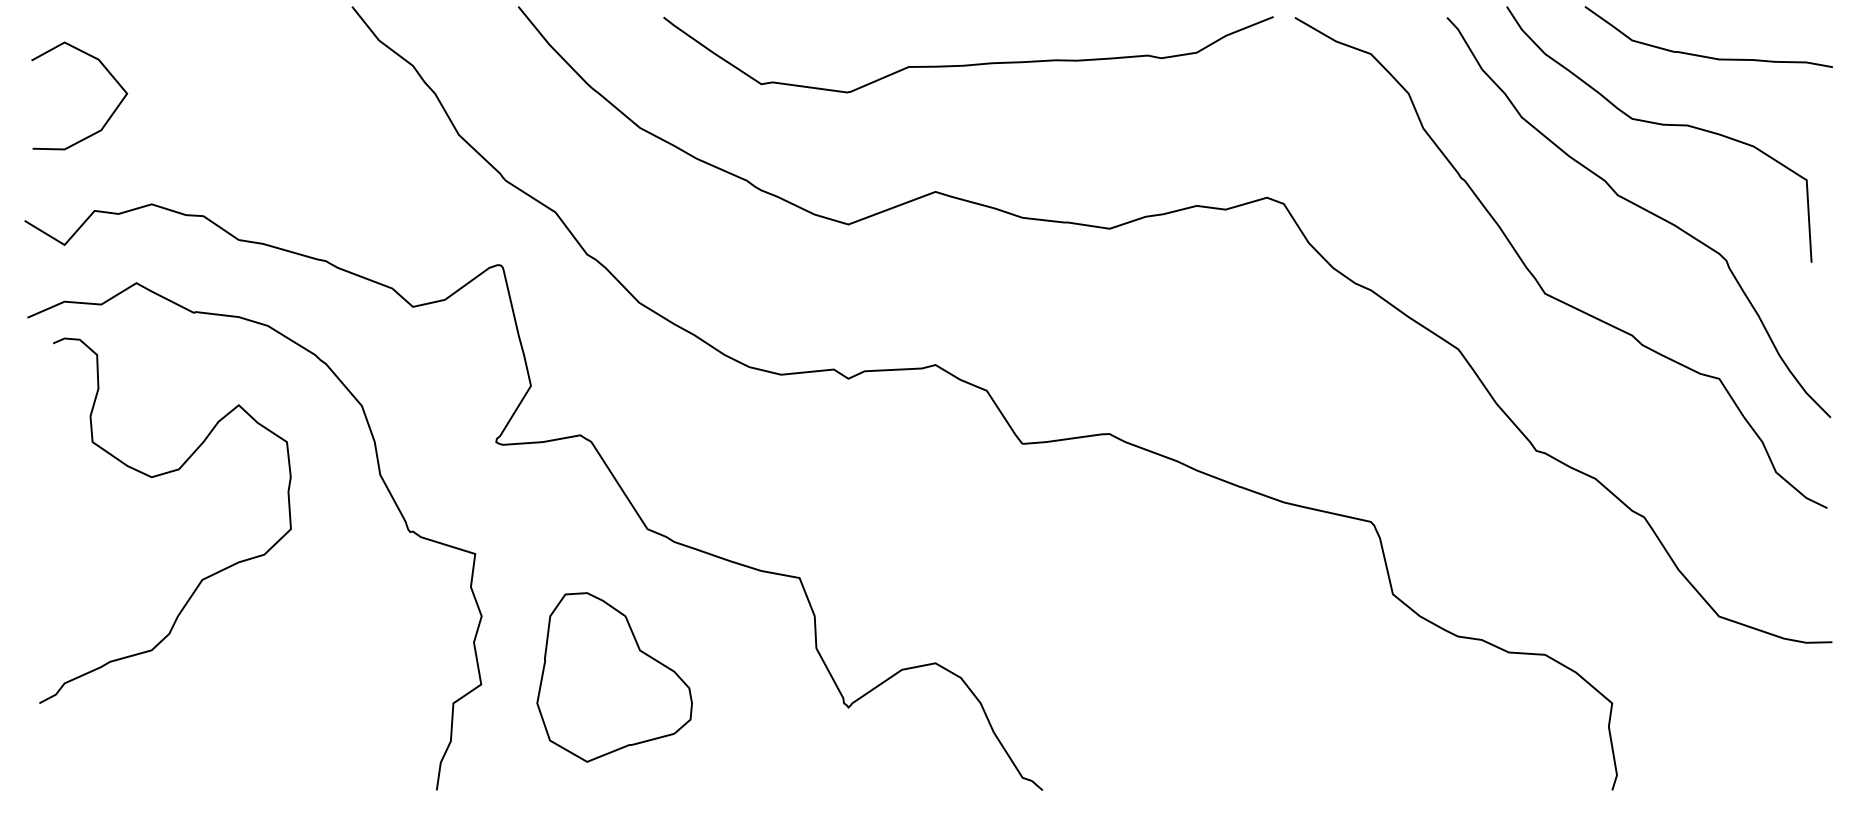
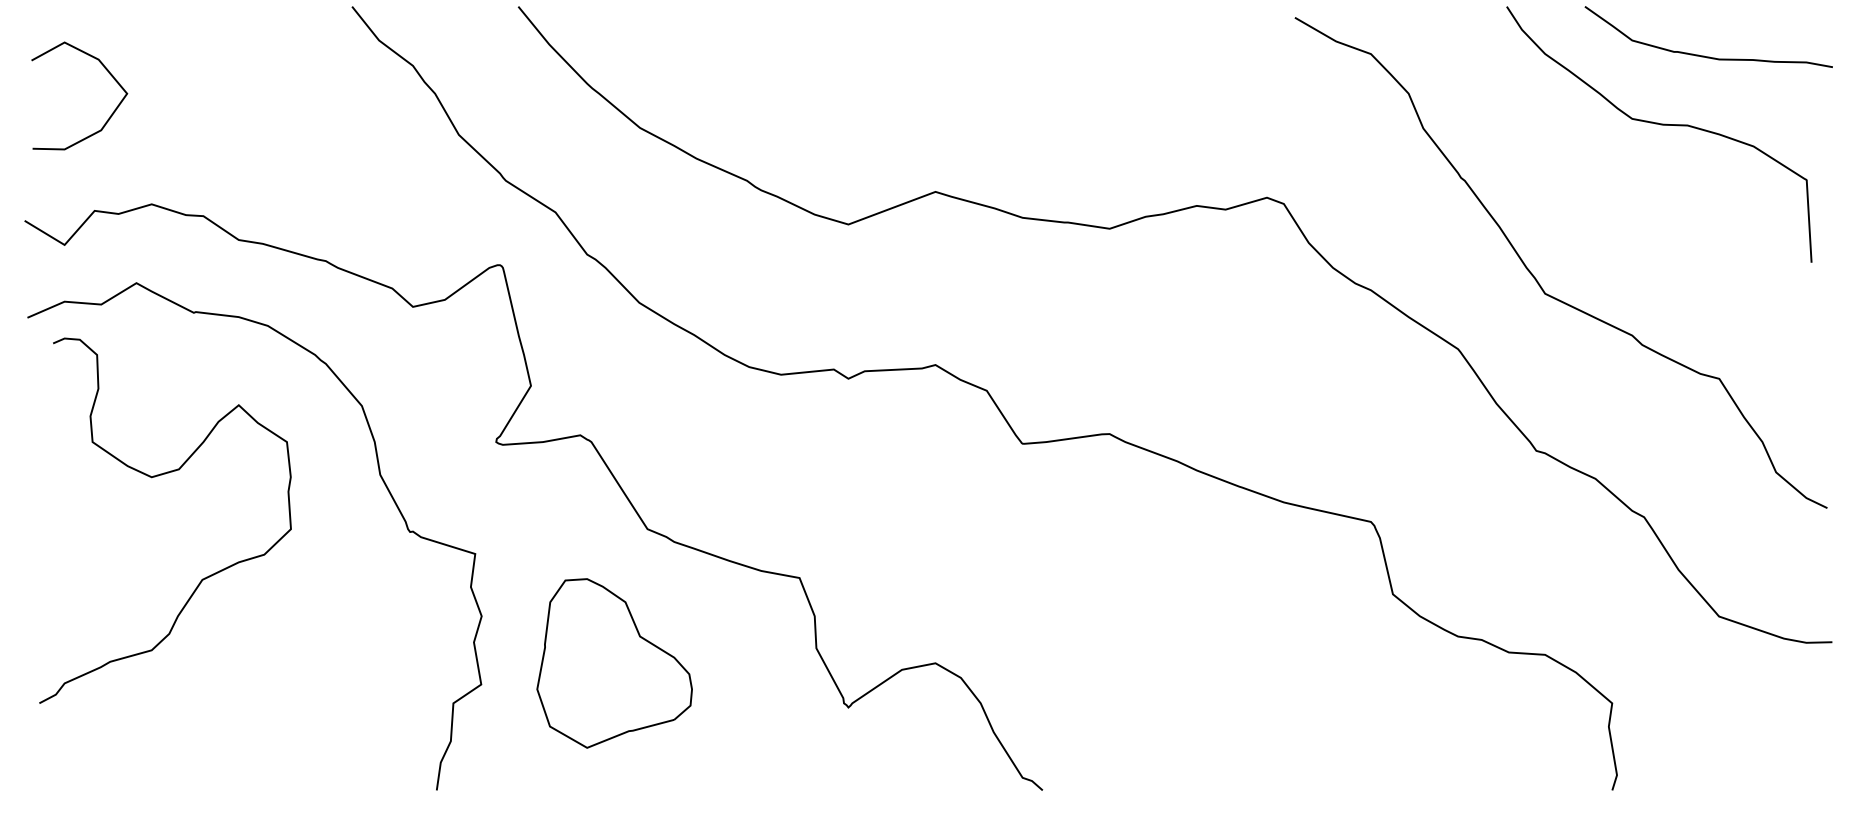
curve: present -> none (968, 64)
curve: present -> none (1642, 209)
part position: (614, 677) -> (614, 663) (614, 663)
